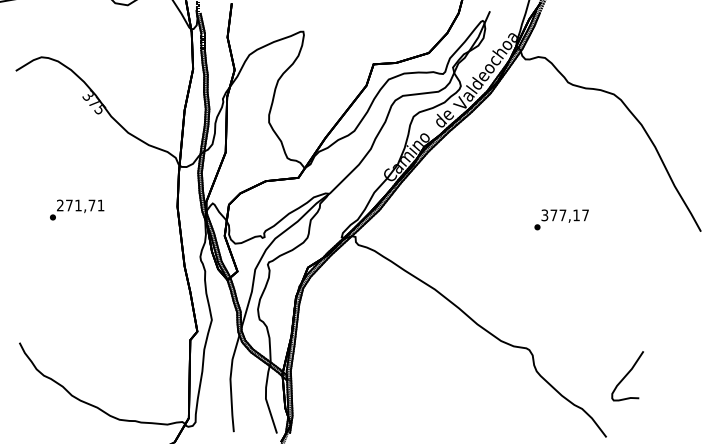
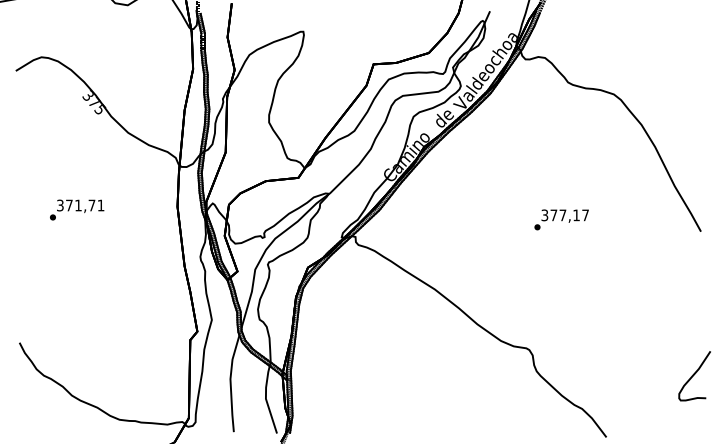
text: 271,71 -> 371,71 (60, 205)
curve position: (627, 375) -> (694, 375) (694, 375)
